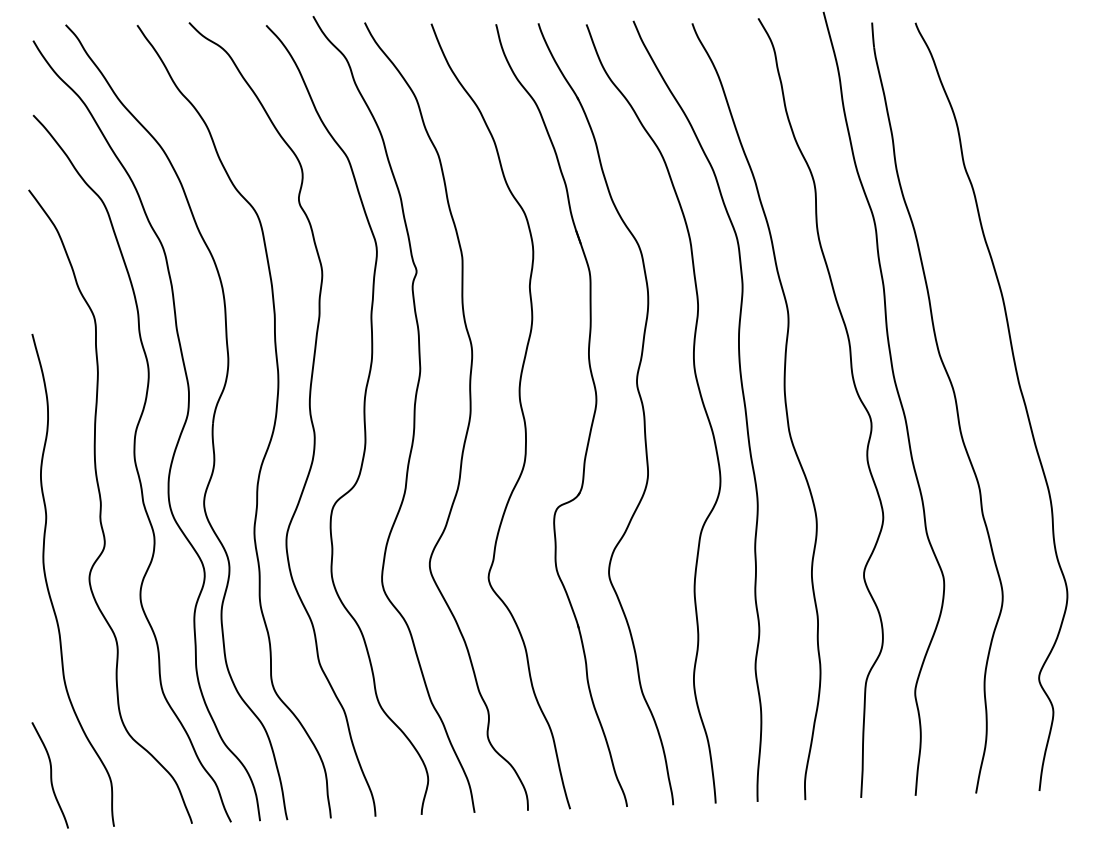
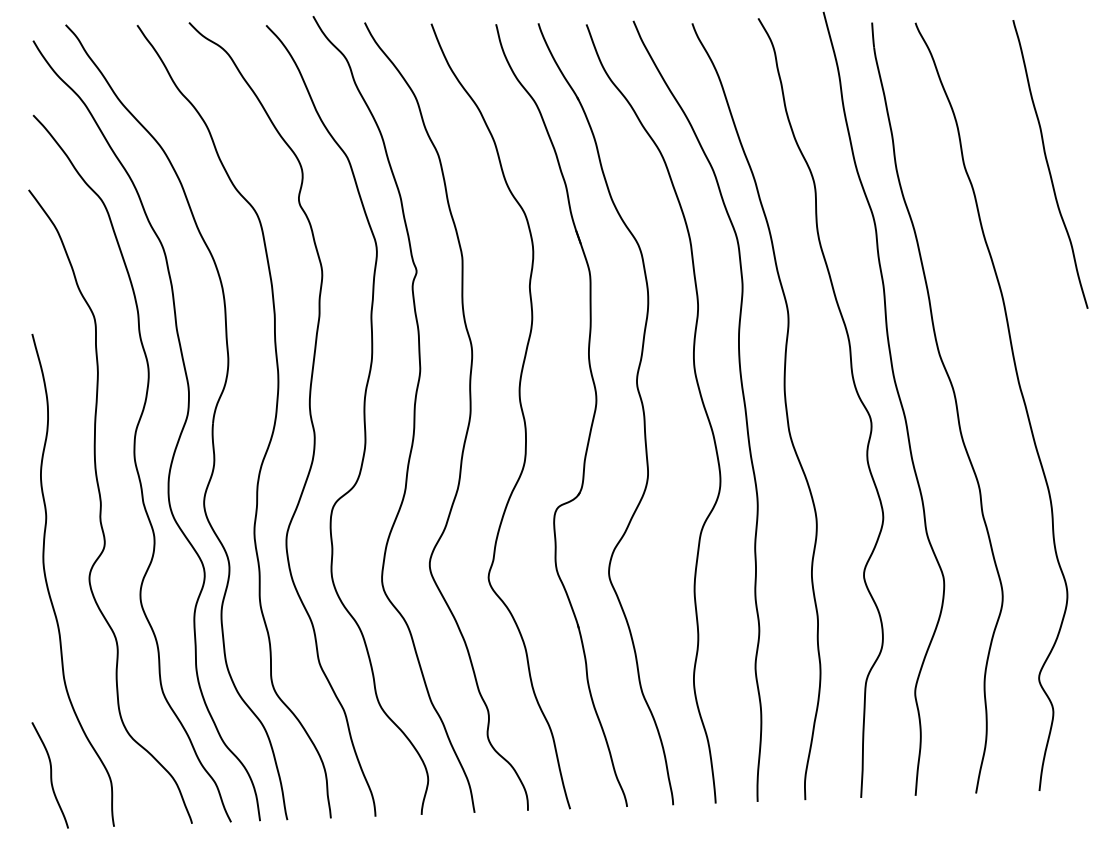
curve: none -> present (1048, 164)
